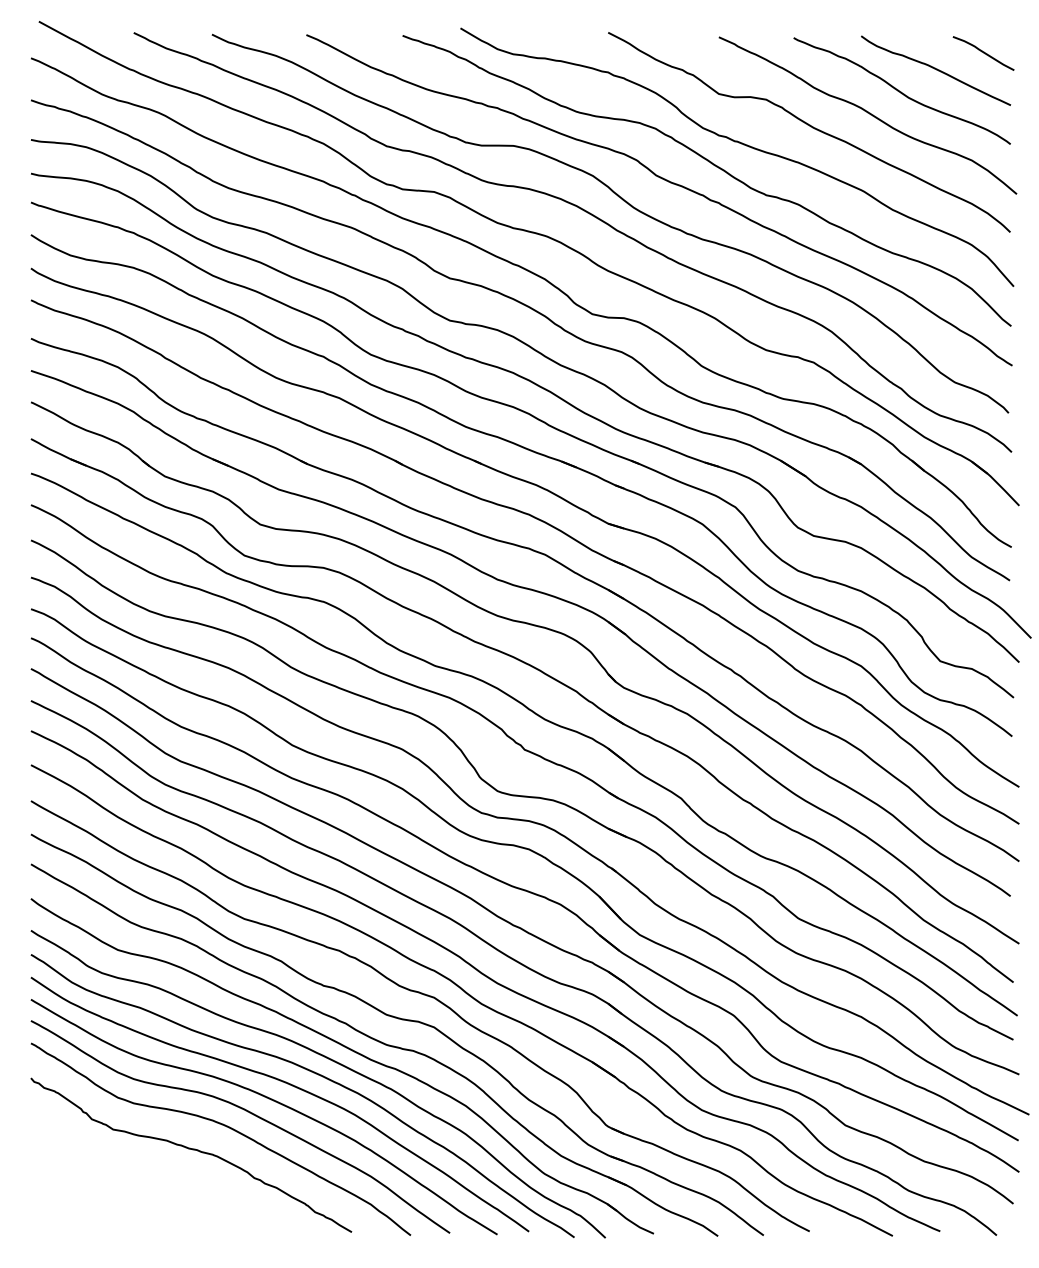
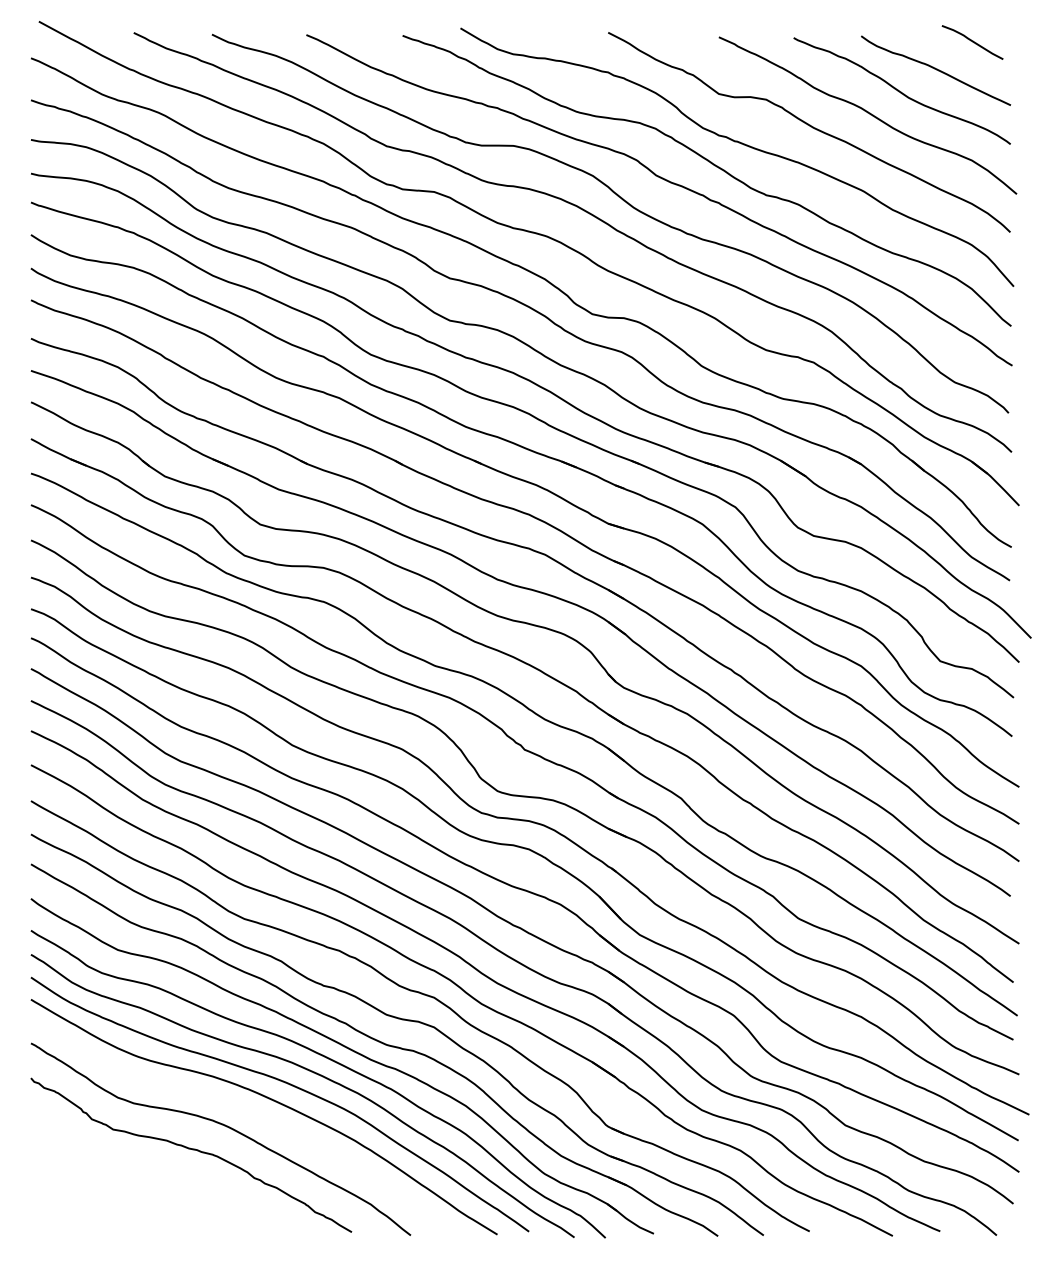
curve position: (983, 53) -> (972, 42) (972, 42)
curve: present -> none (247, 1112)
